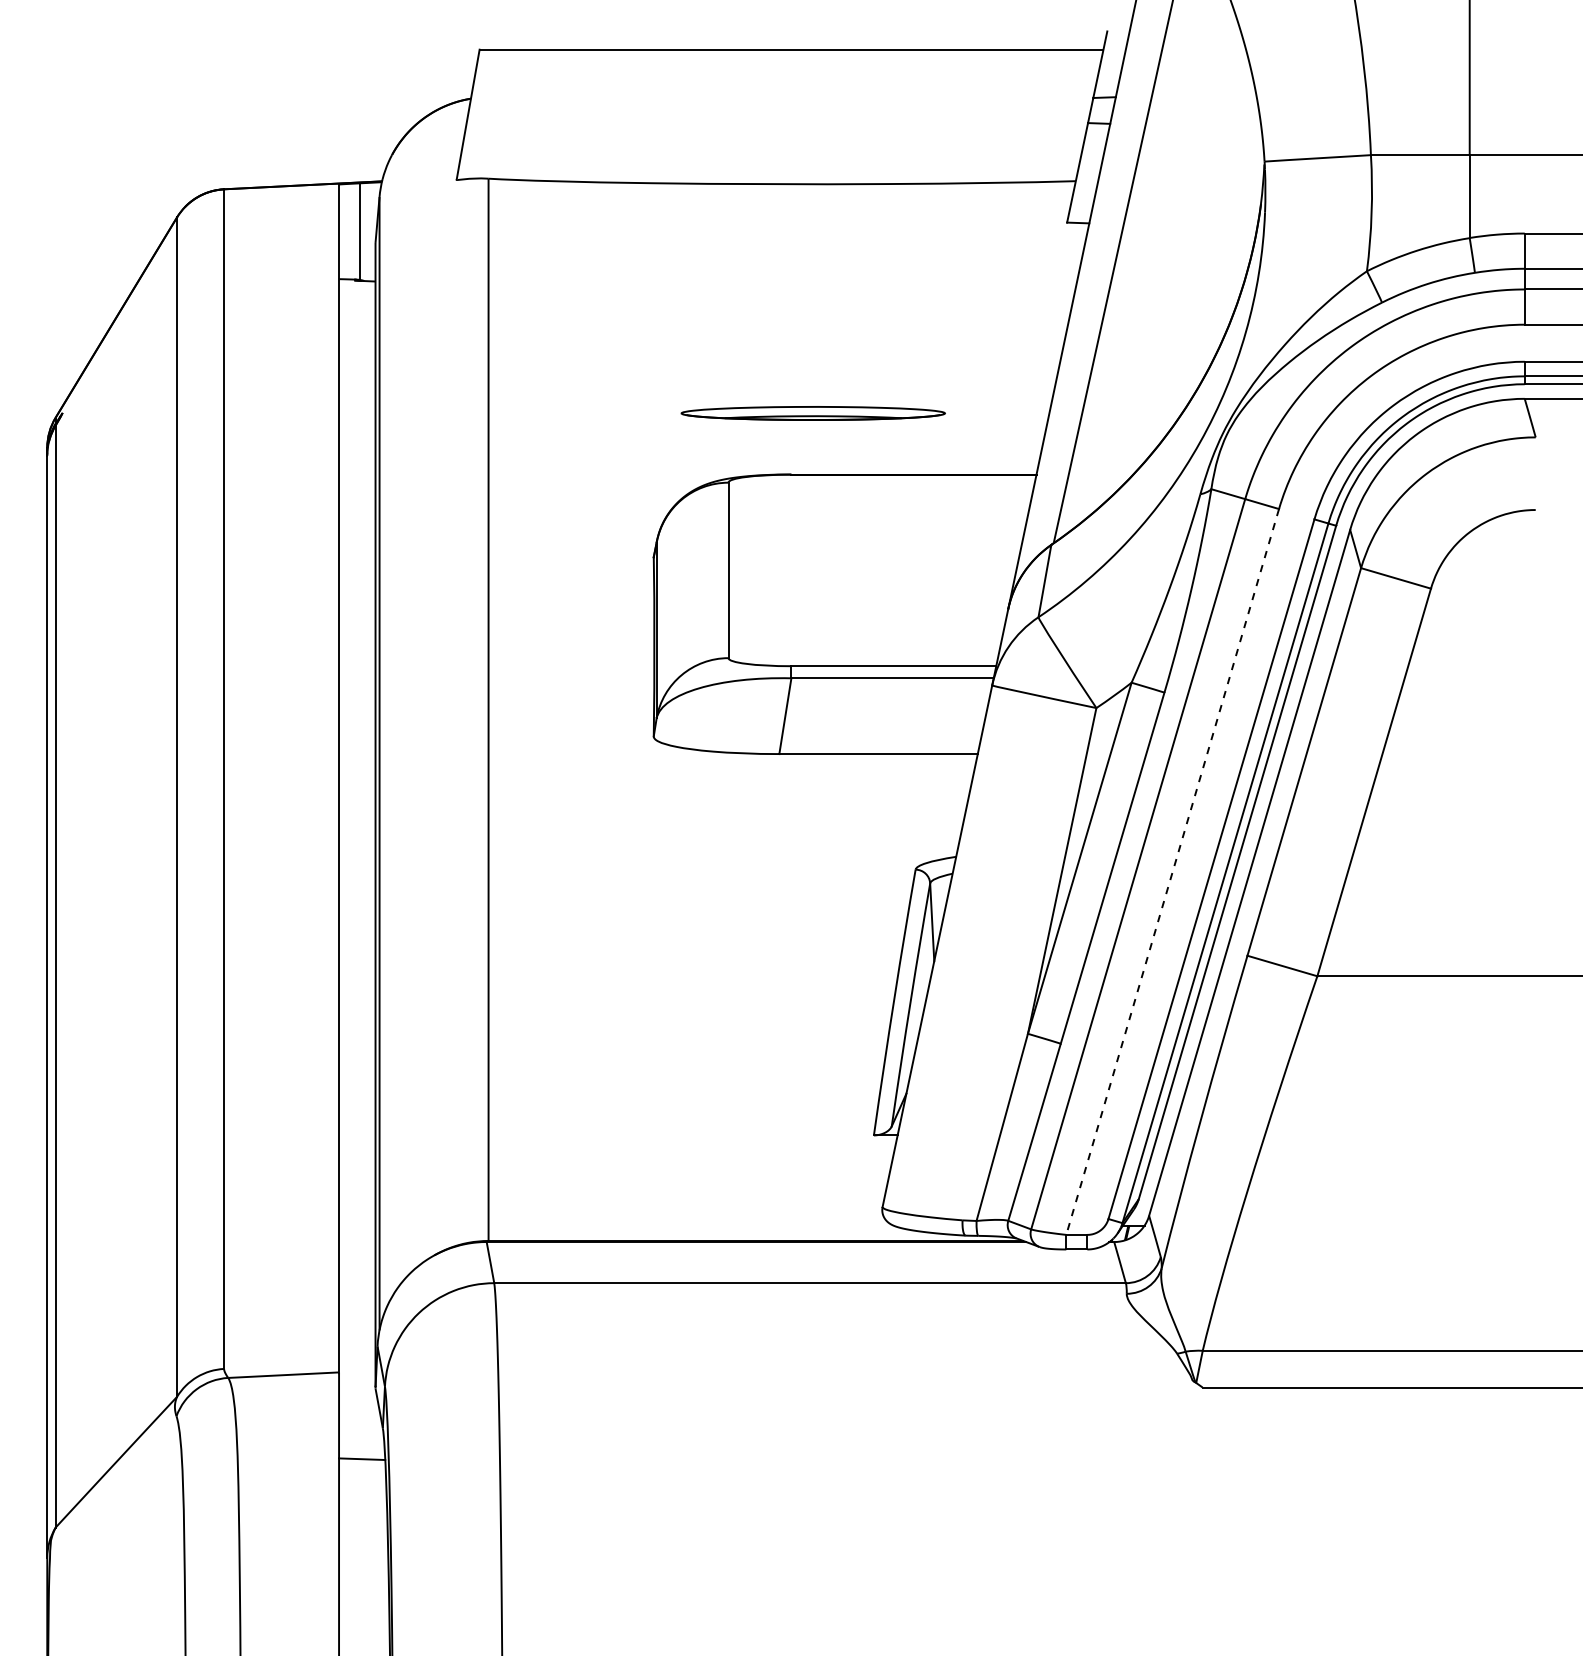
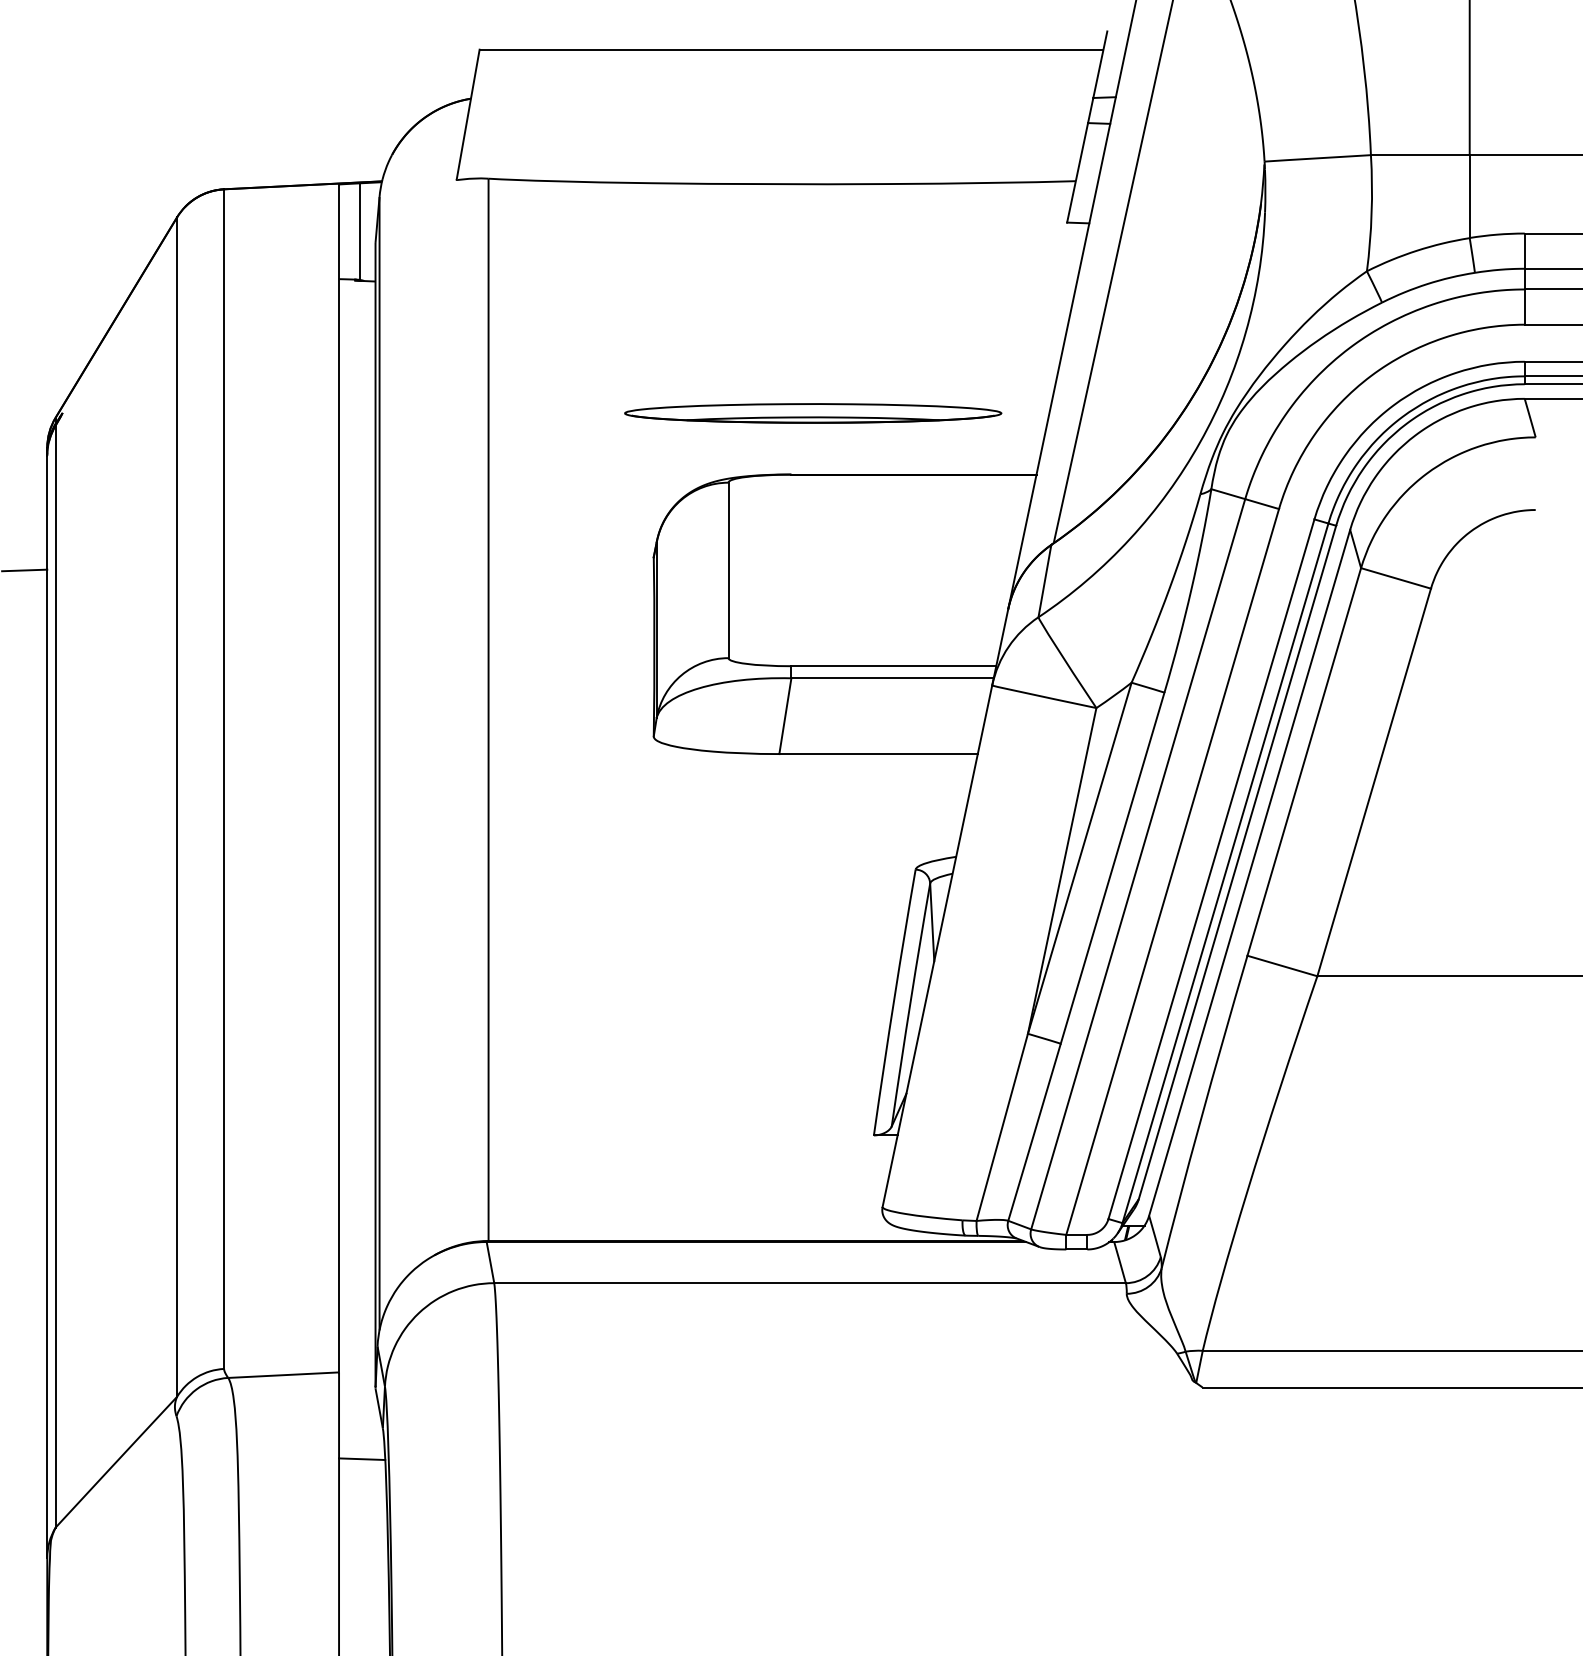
part size: 266x15 px -> 379x21 px (813, 413)
line: none -> present (24, 570)
line: dashed -> solid (1172, 872)
